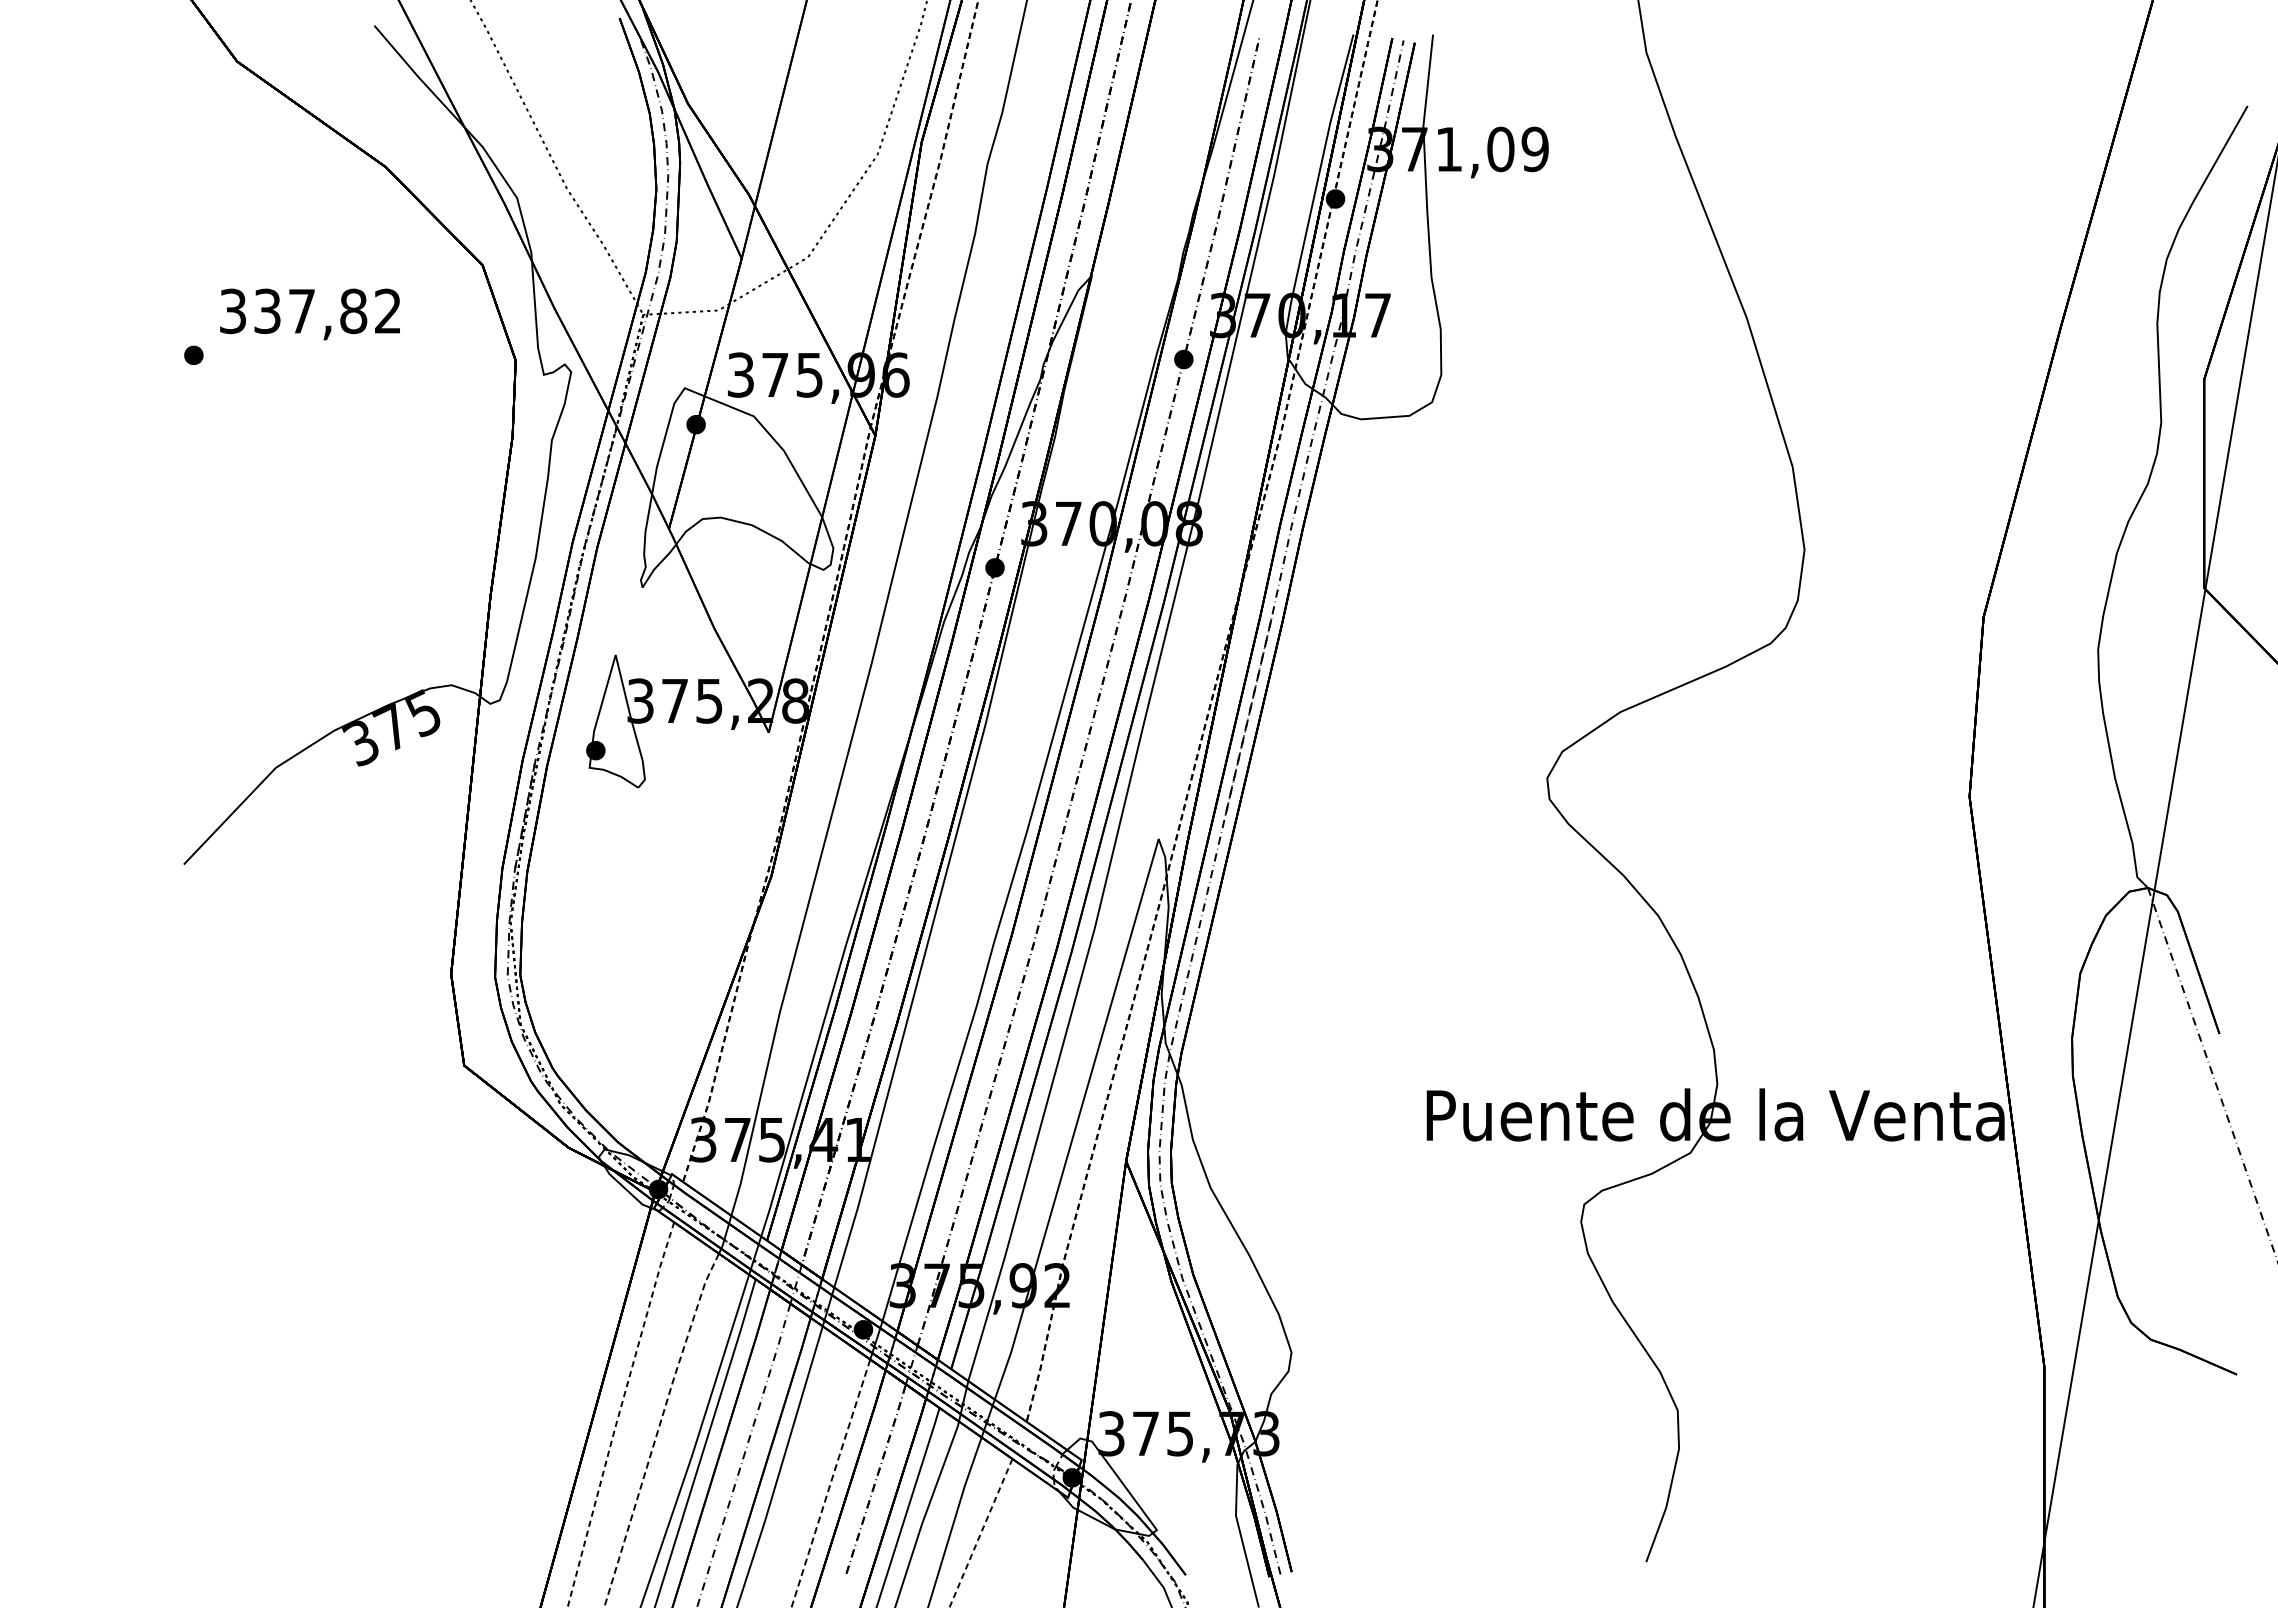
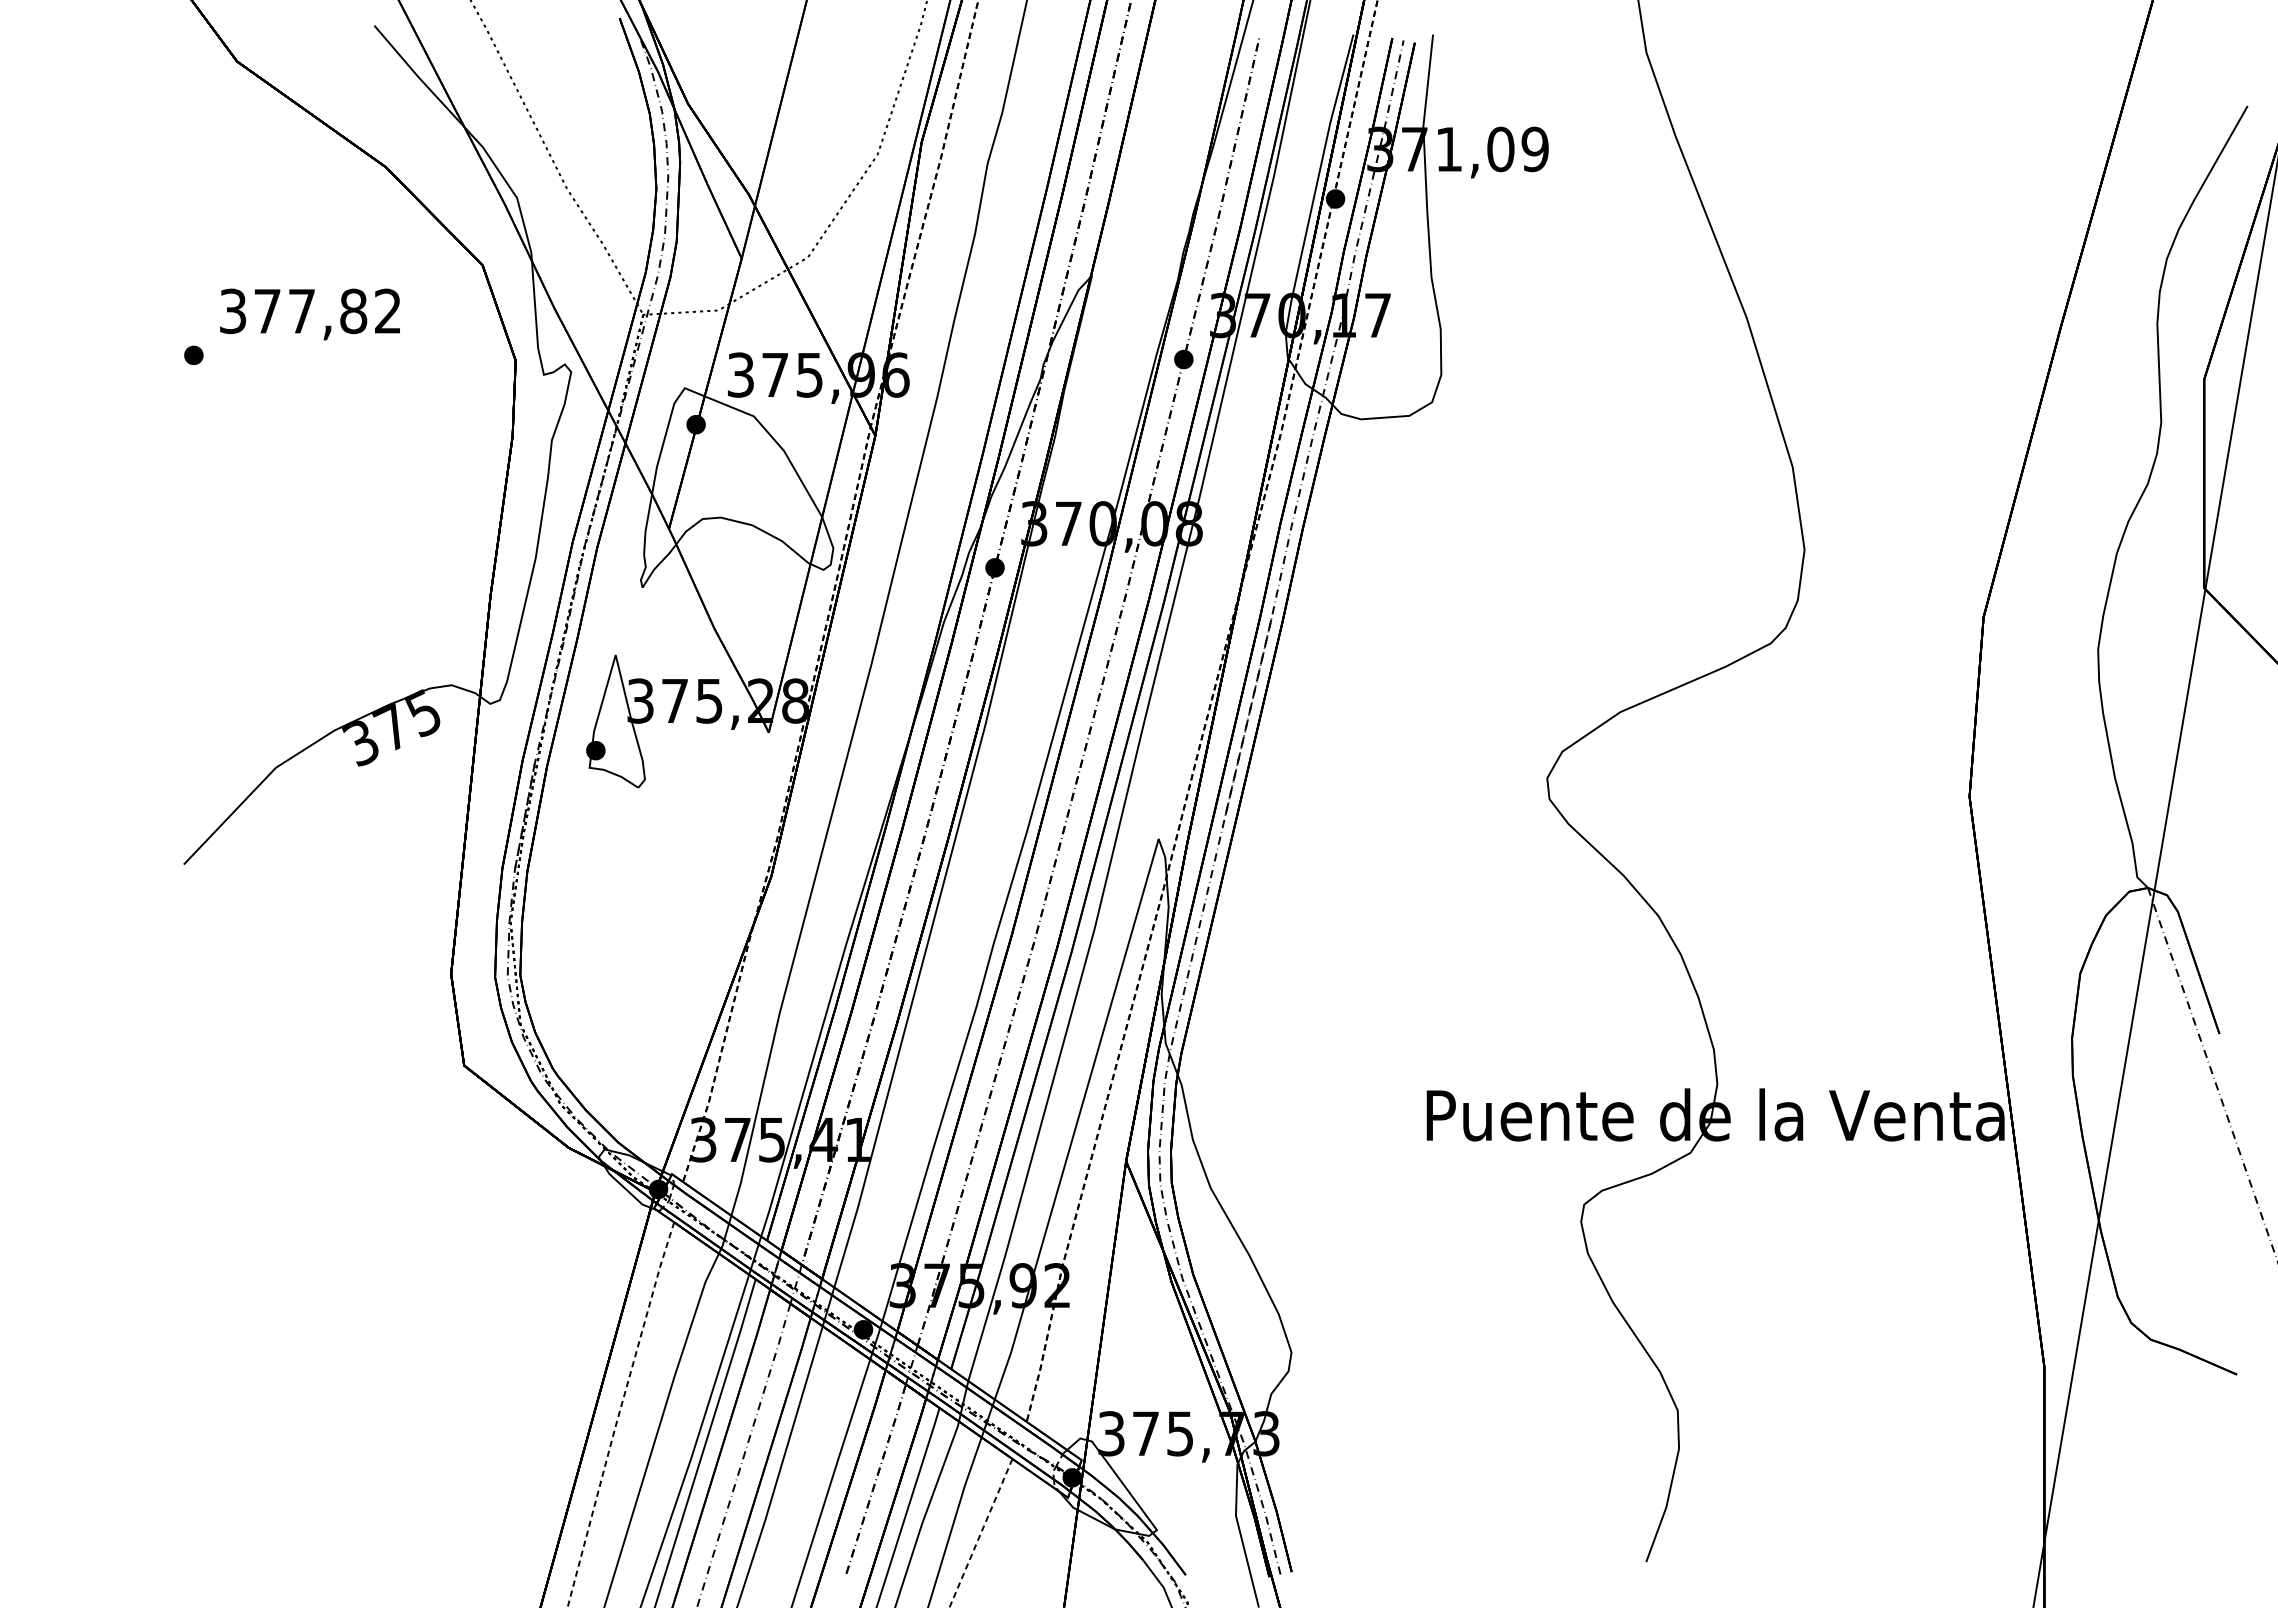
text: 337,82 -> 377,82 (267, 311)
line: dashed -> solid (658, 1428)
line: dashed -> solid (831, 1482)
